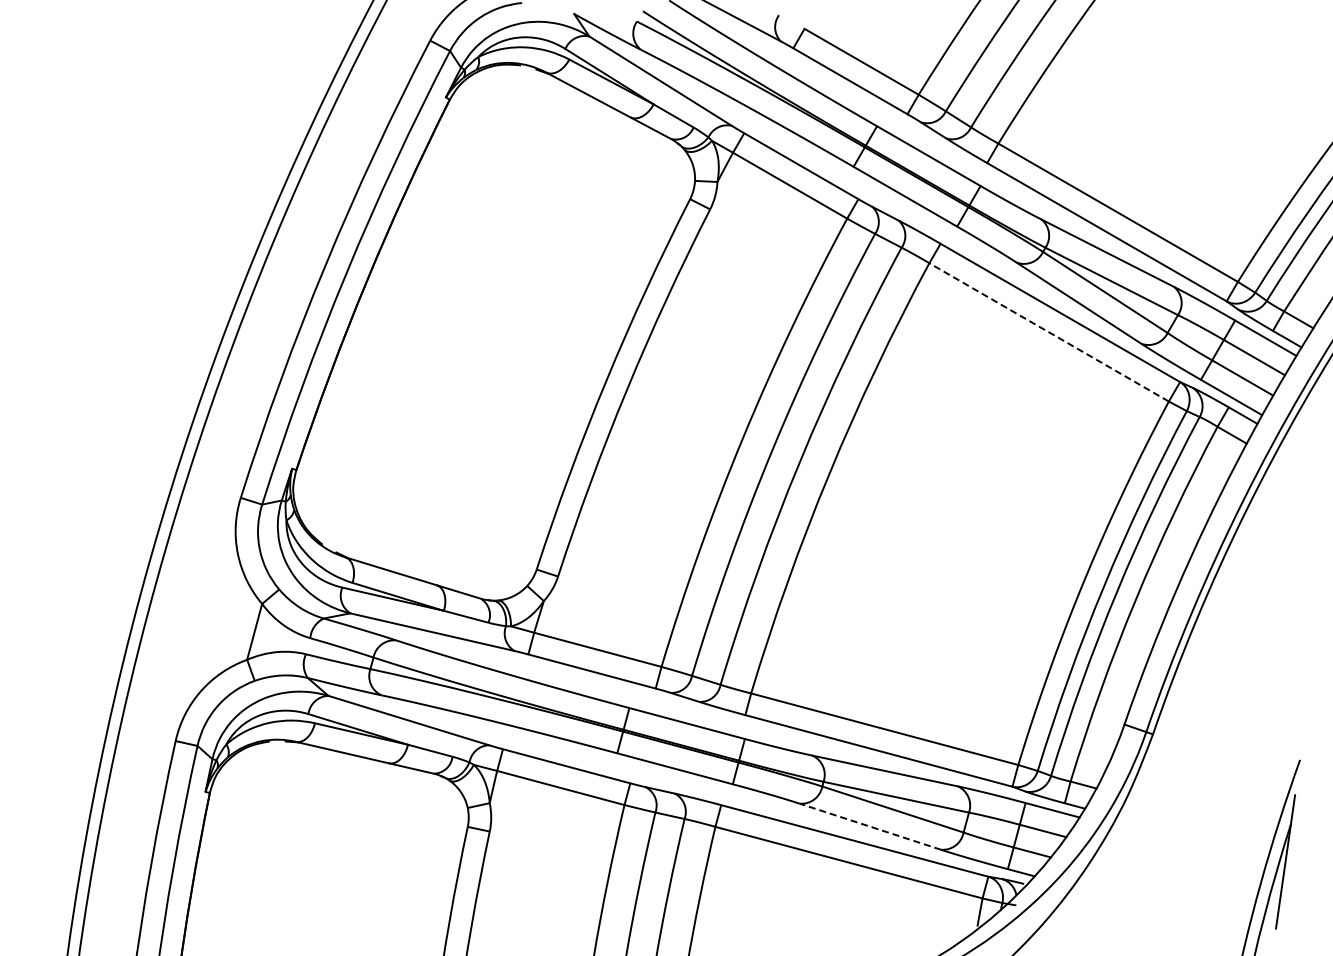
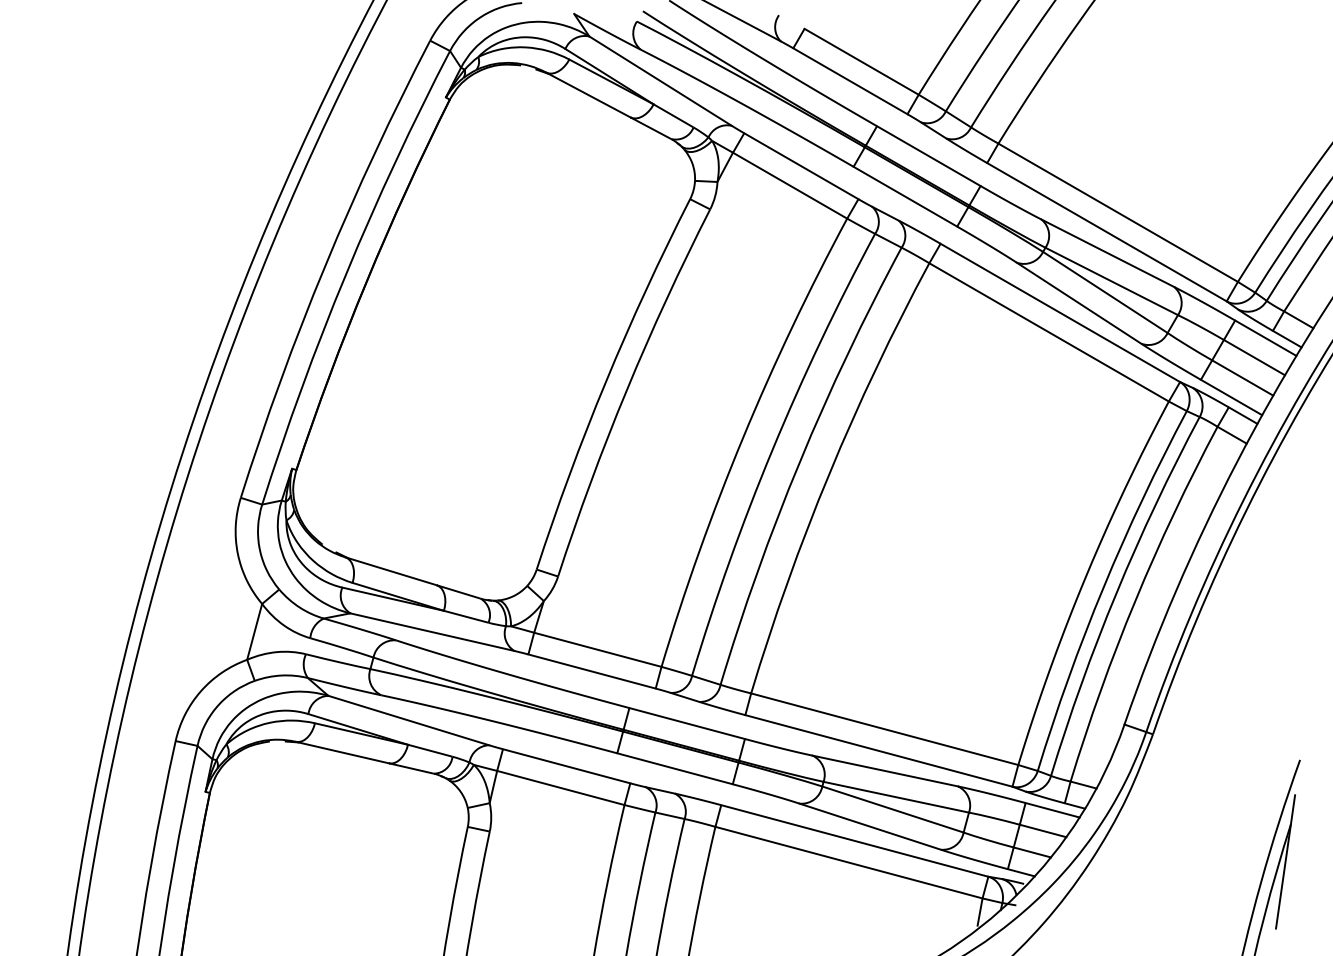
line: dashed -> solid (1048, 332)
line: dashed -> solid (869, 826)
